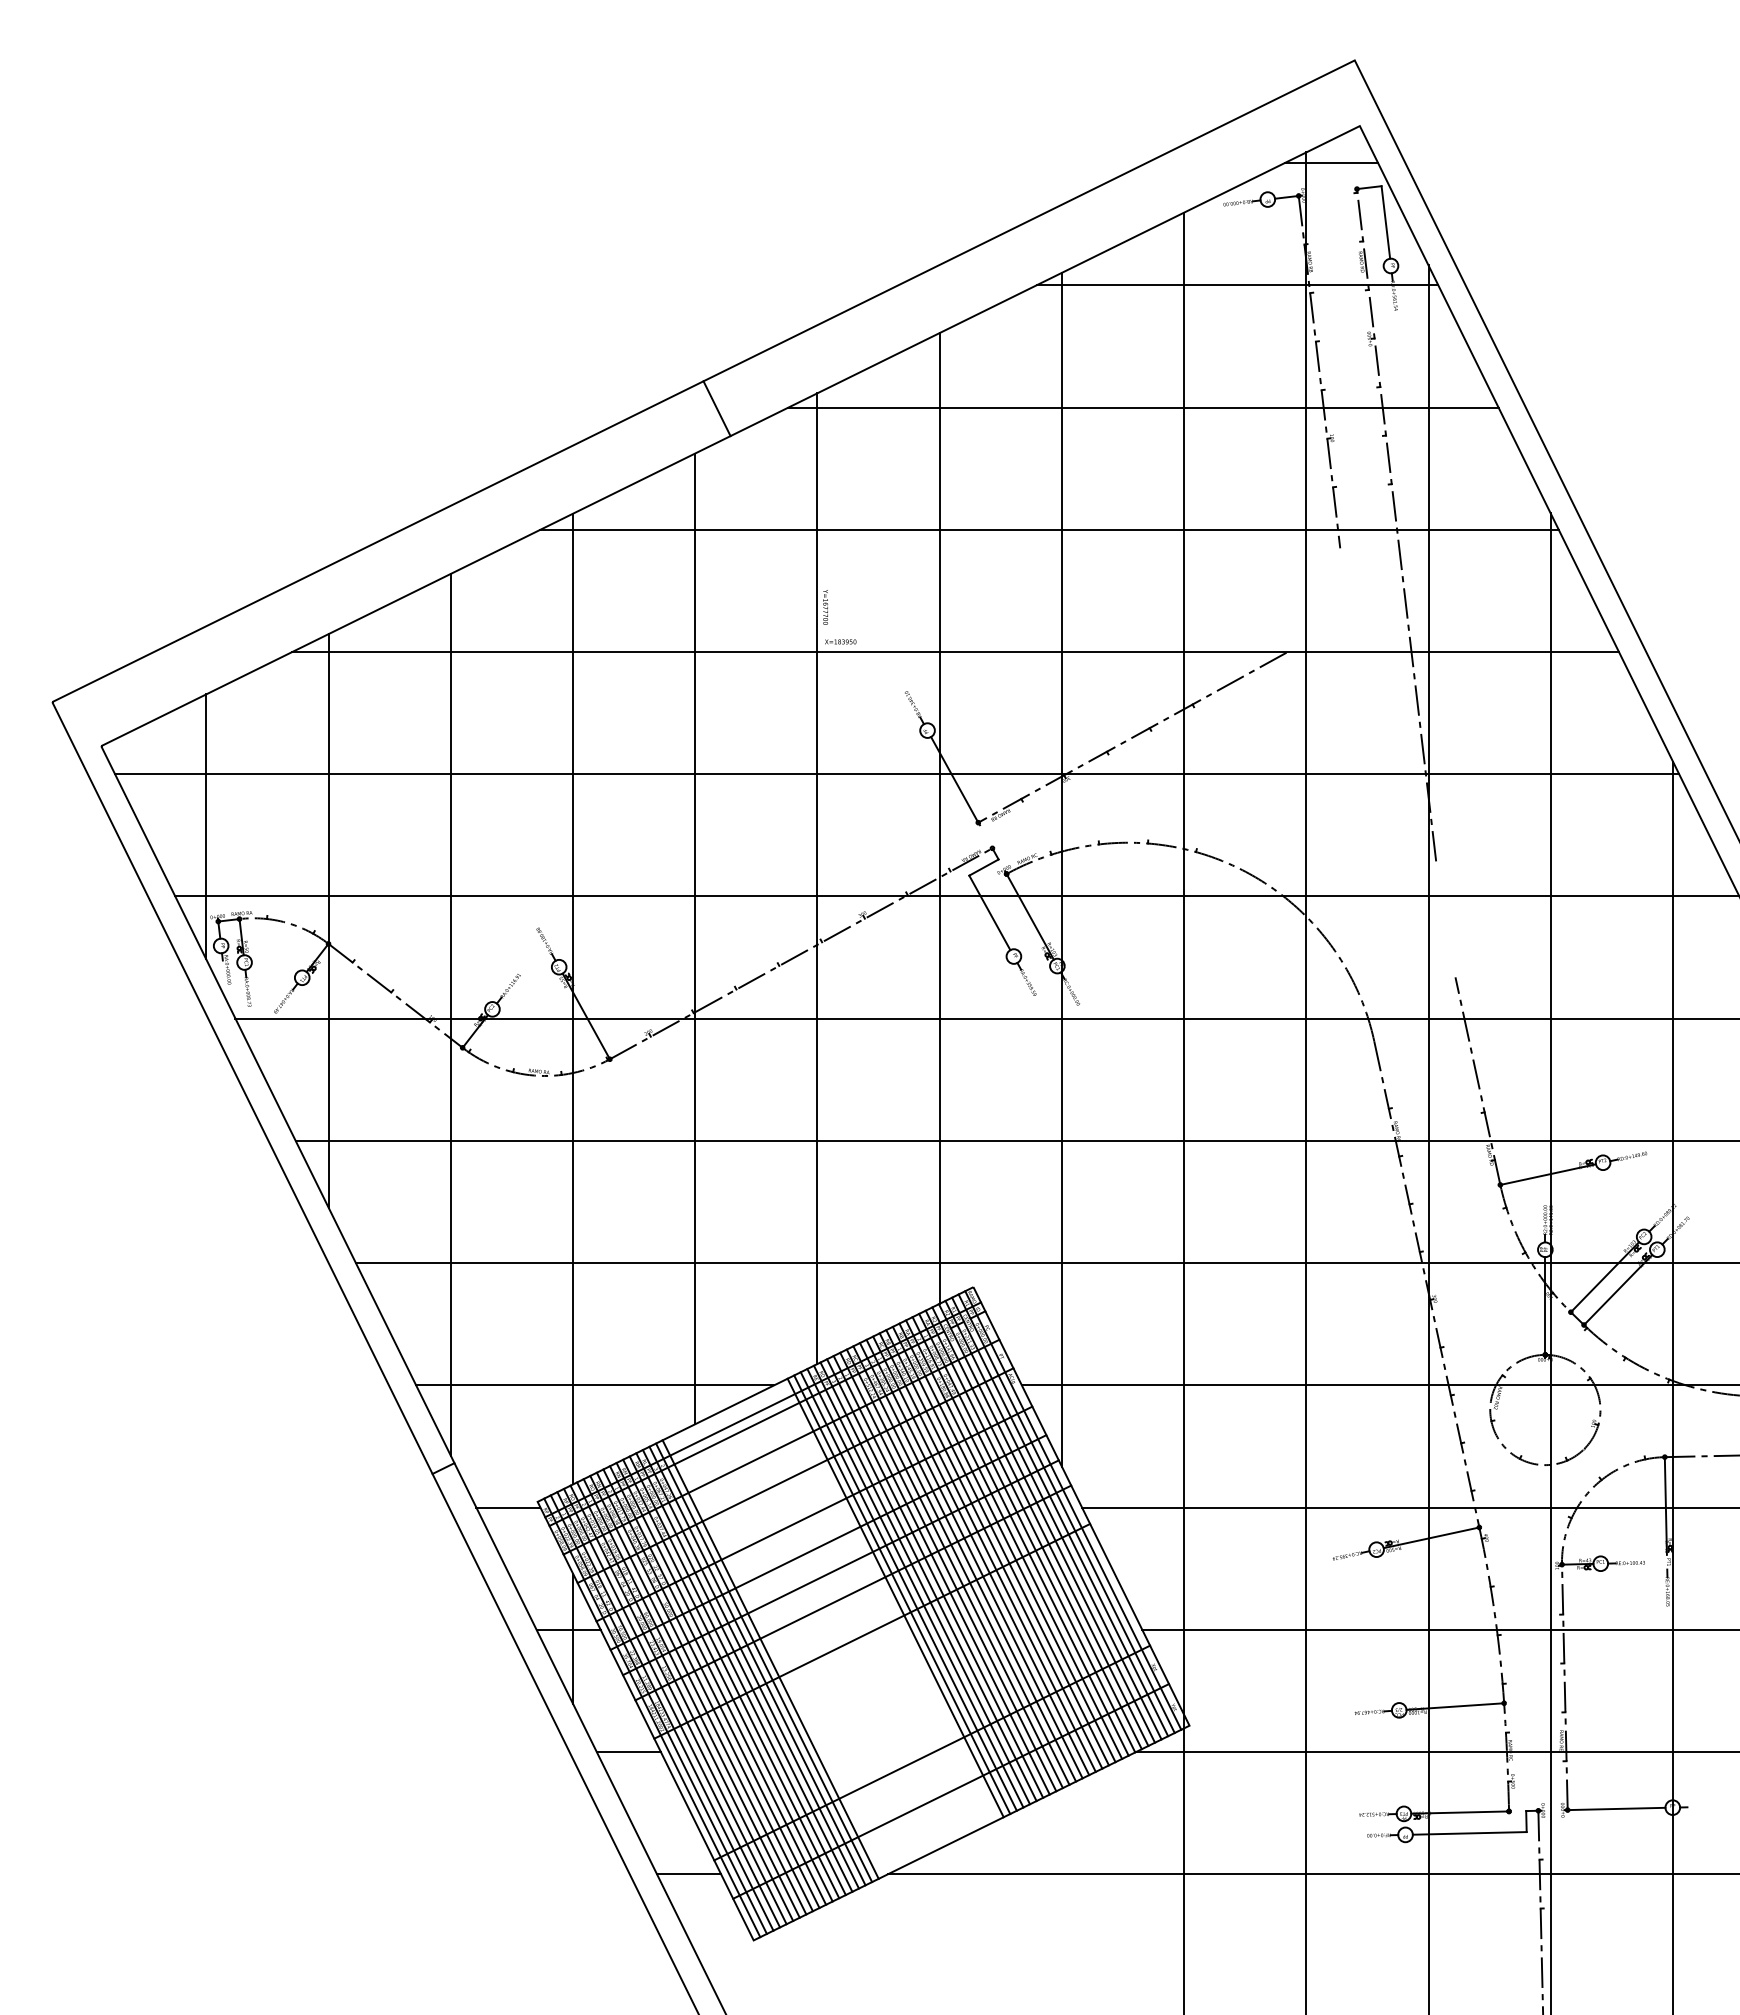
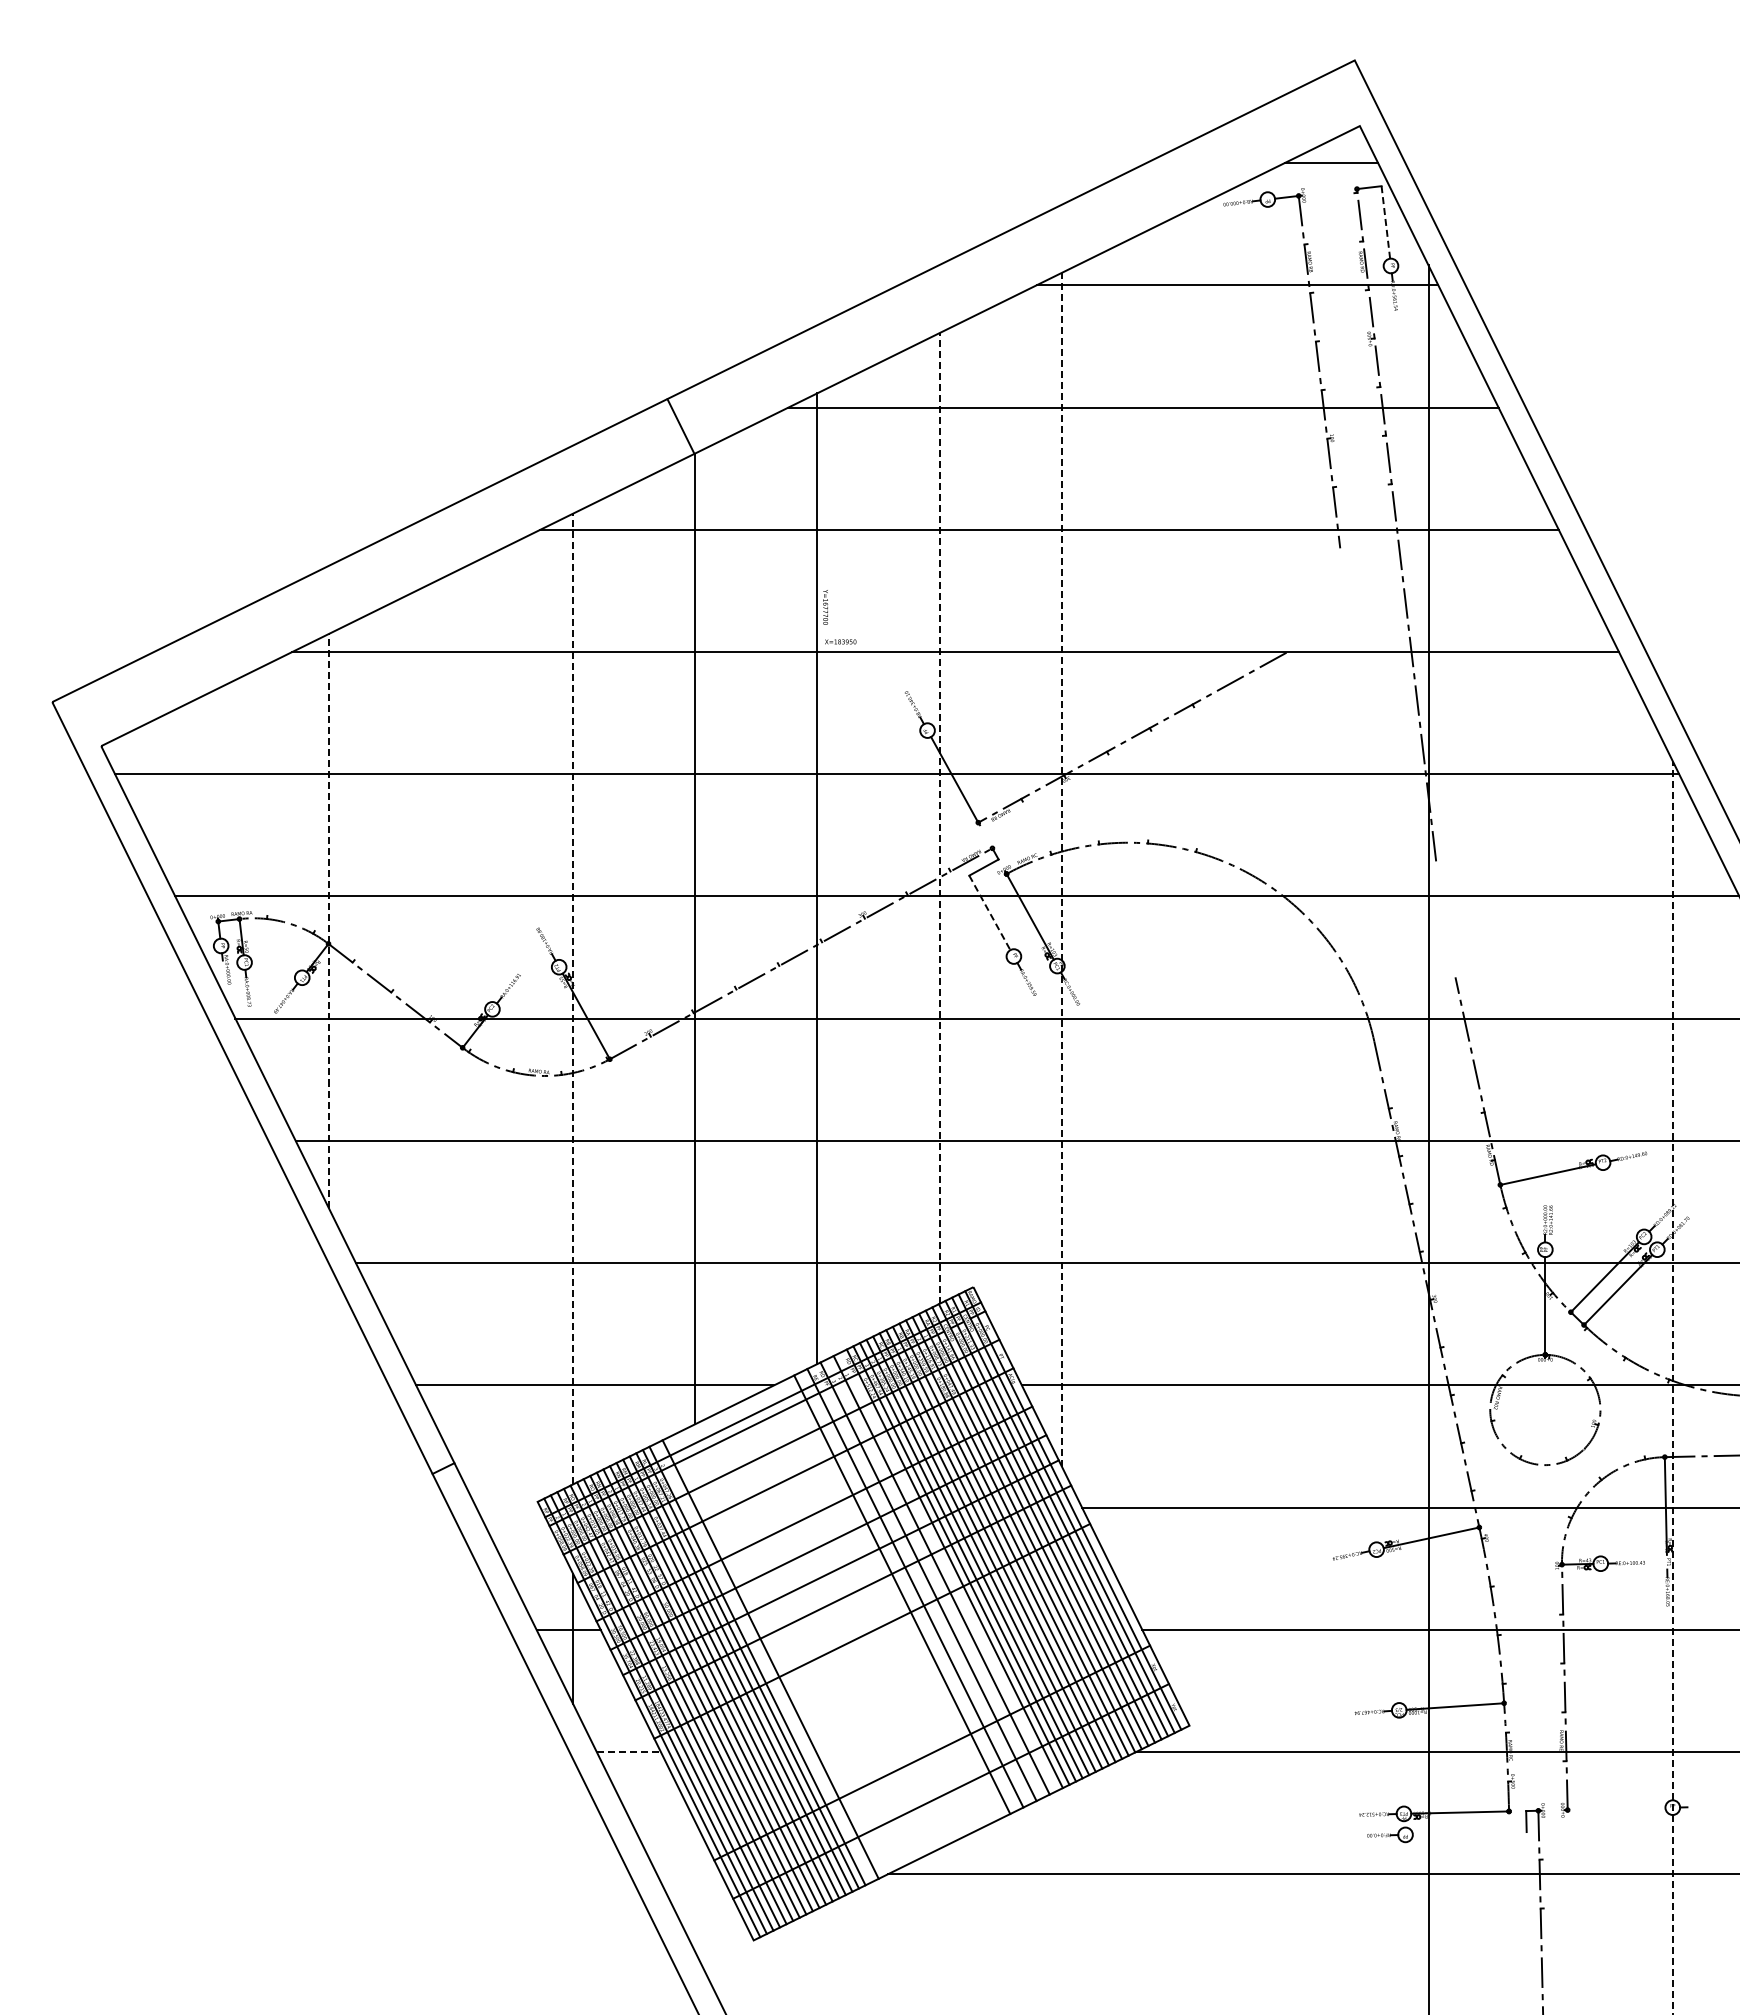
line: solid -> dashed (1385, 222)
line position: (716, 408) -> (680, 426) (680, 426)
line: solid -> dashed (939, 817)
line: present -> none (206, 826)
line: solid -> dashed (1061, 869)
line: solid -> dashed (989, 912)
line: solid -> dashed (328, 920)
line: solid -> dashed (572, 998)
line: present -> none (450, 1014)
line: present -> none (1306, 1081)
line: present -> none (1184, 1111)
line: present -> none (1550, 1262)
line: solid -> dashed (1672, 1387)
line: present -> none (508, 1507)
line: present -> none (948, 1571)
line: present -> none (935, 1578)
line: present -> none (921, 1584)
line: present -> none (908, 1591)
line: present -> none (895, 1597)
line: present -> none (764, 1662)
line: solid -> dashed (629, 1751)
line: present -> none (1616, 1808)
line: present -> none (1469, 1833)
line: present -> none (688, 1874)
